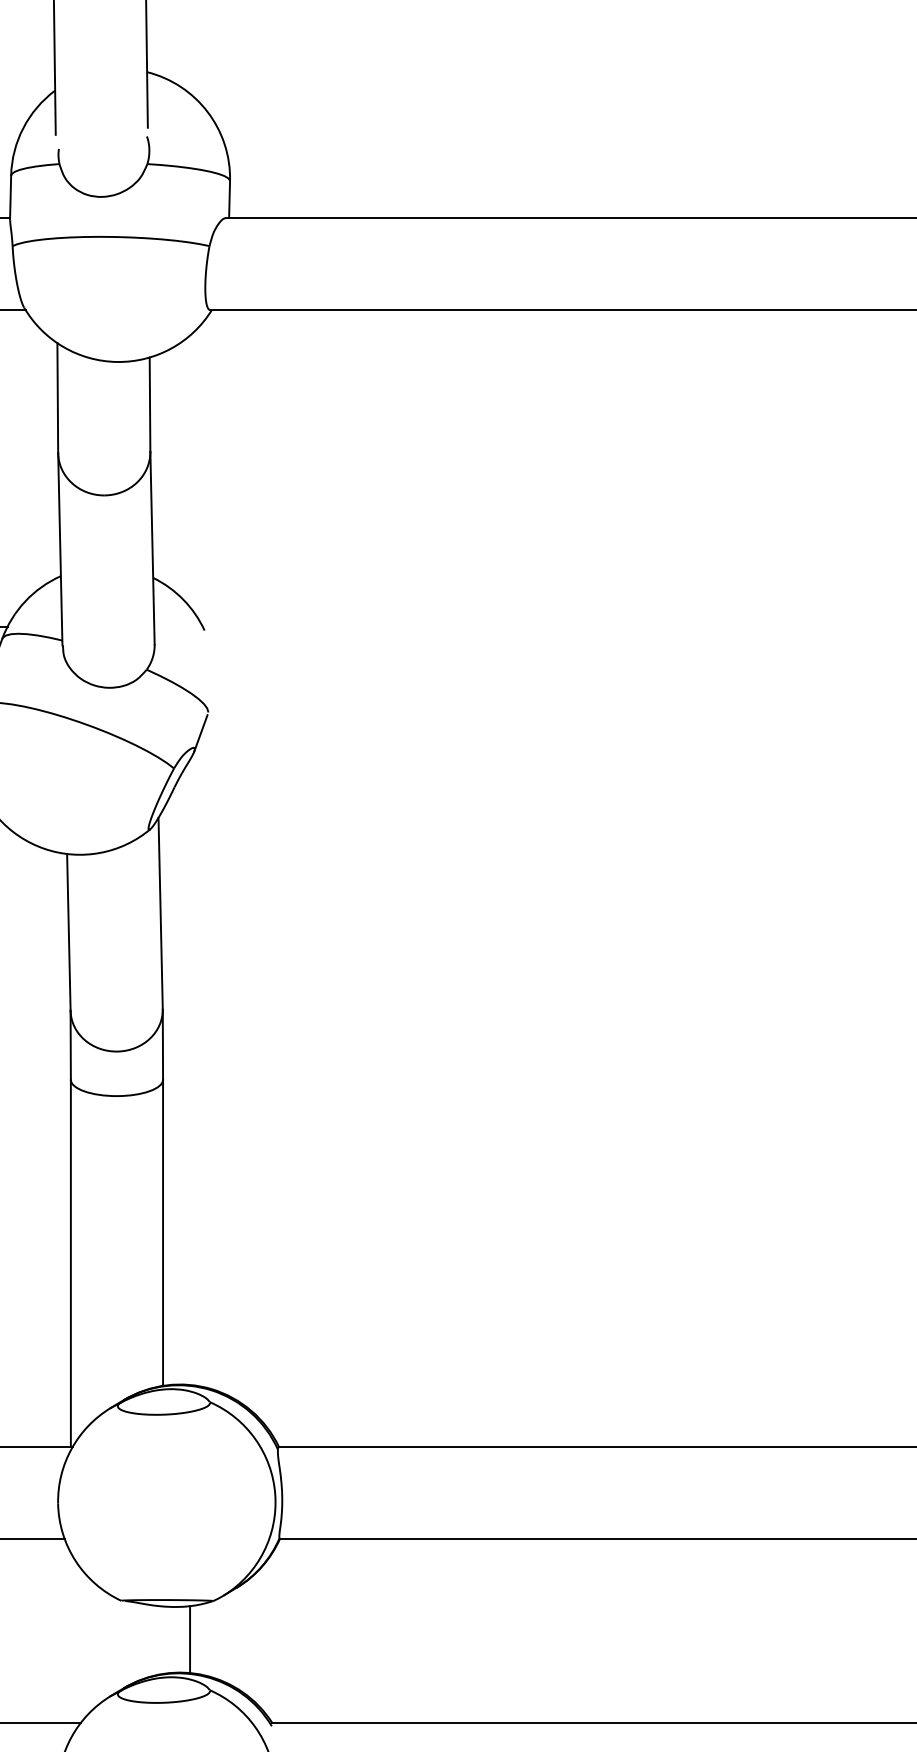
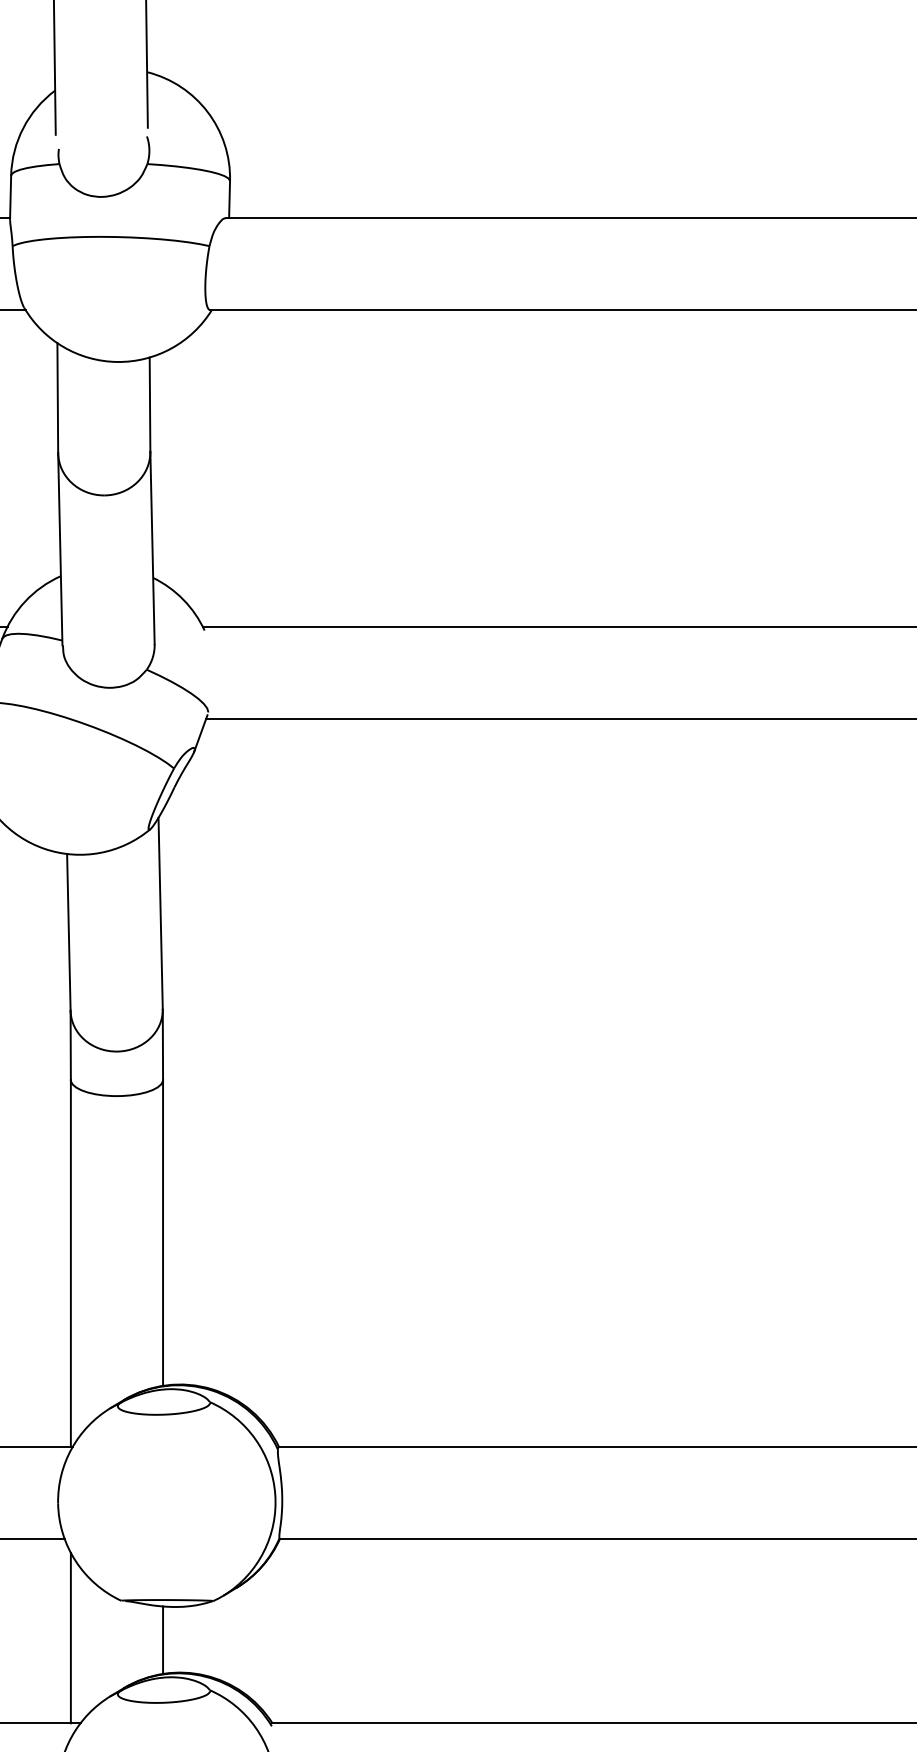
line: none -> present (557, 626)
line: none -> present (559, 718)
line: none -> present (70, 1637)
line position: (190, 1639) -> (163, 1639) (163, 1639)
